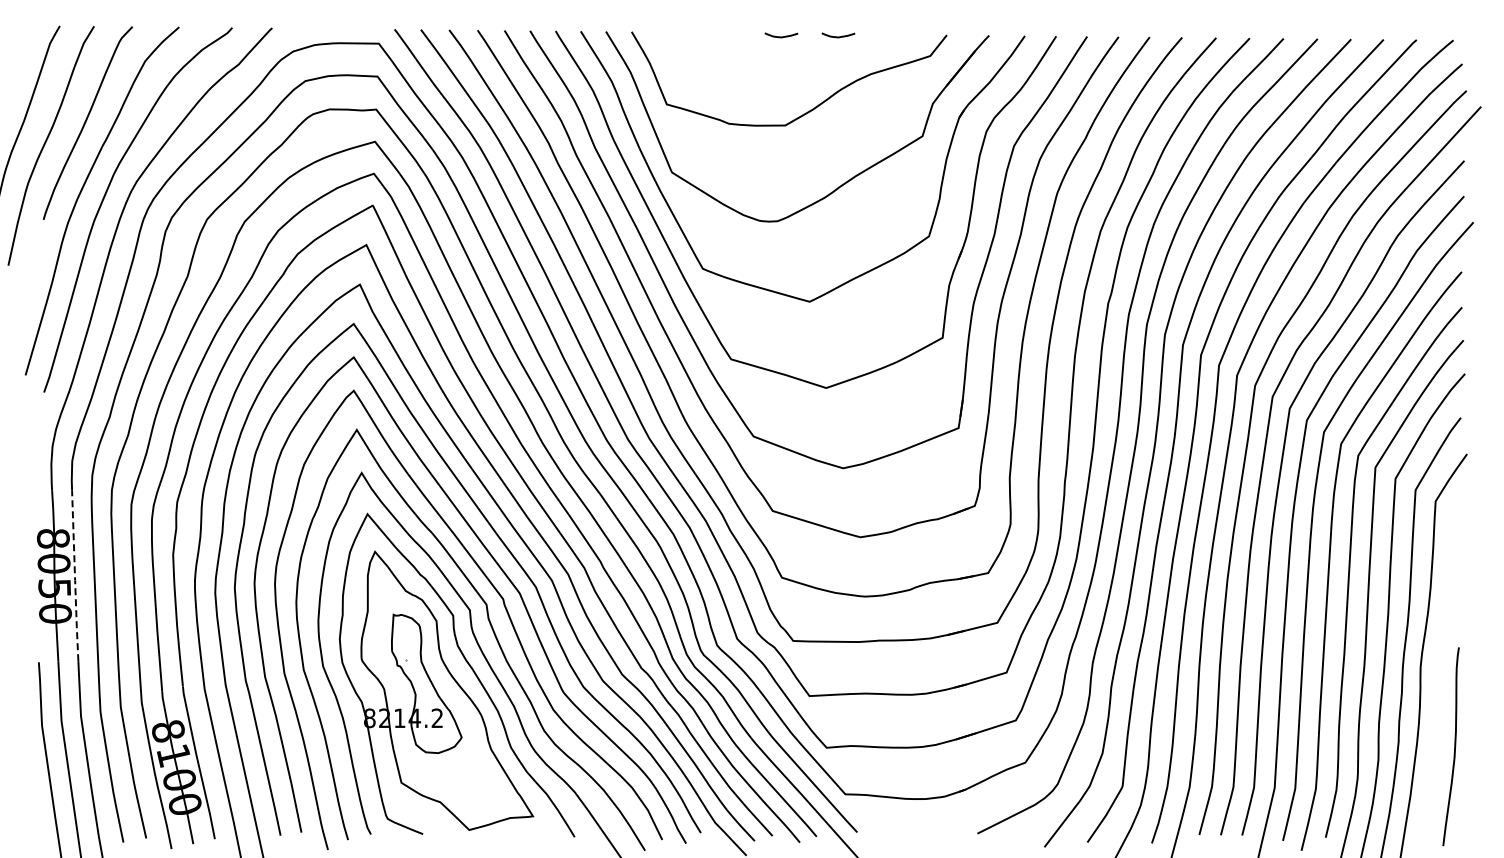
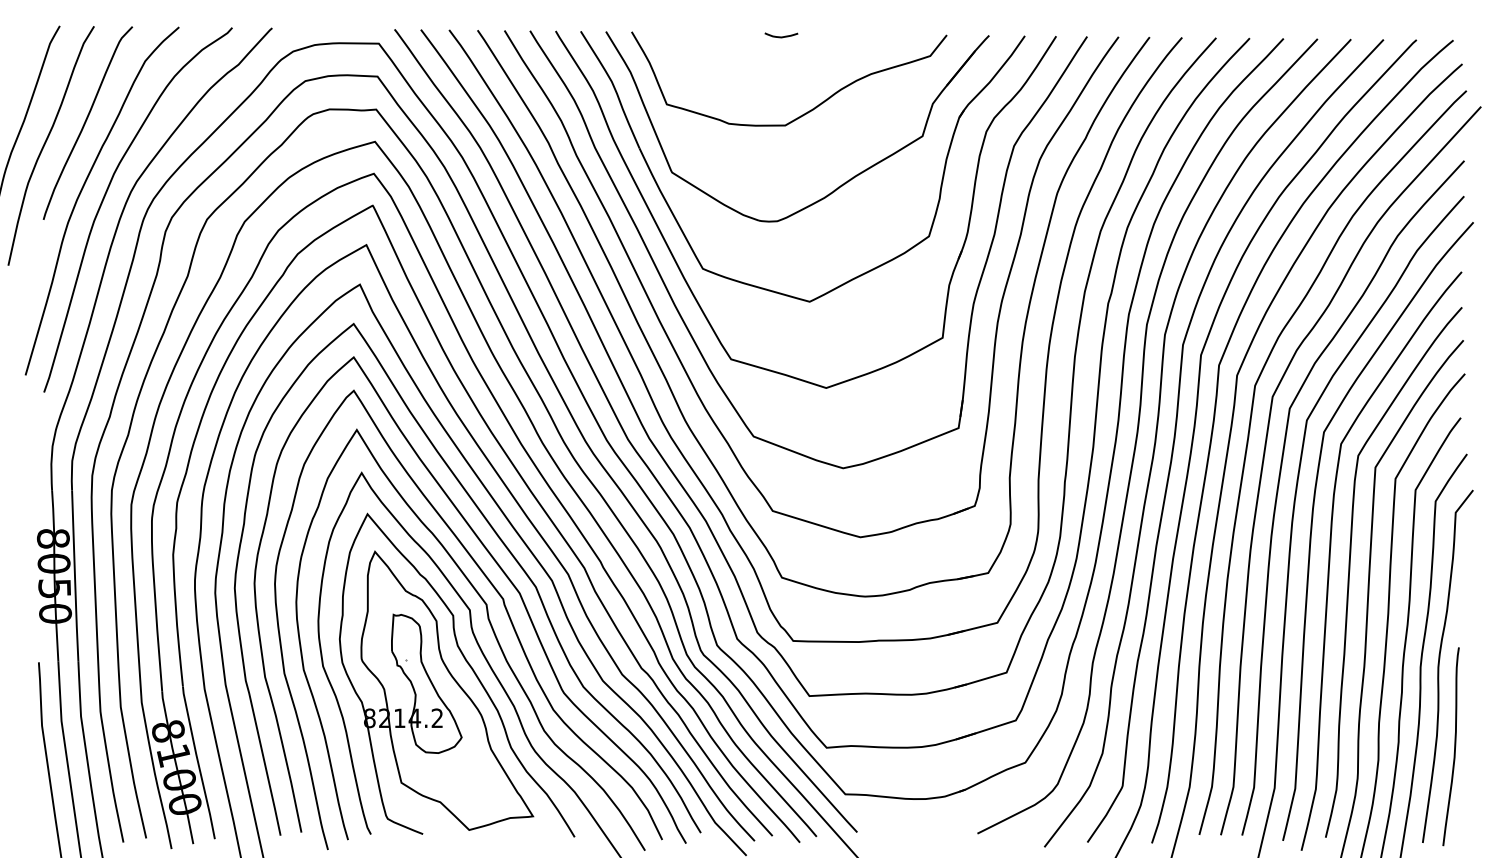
curve: present -> none (838, 36)
line: dashed -> solid (75, 576)
curve: none -> present (1439, 665)
